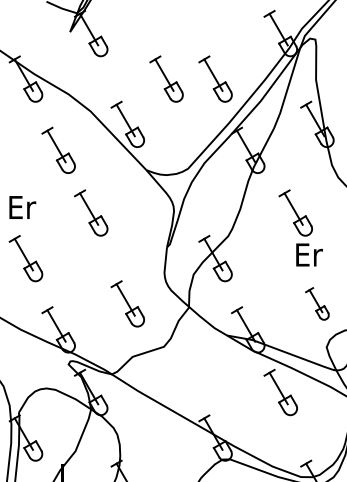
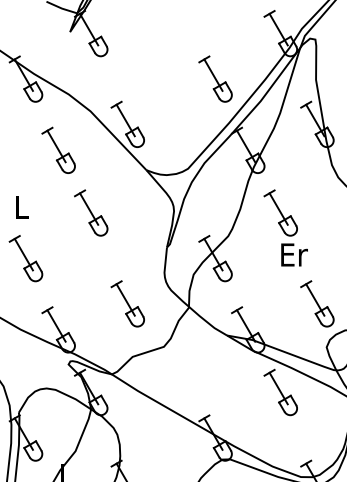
part: present -> none (166, 78)
text: Er -> L (22, 207)
part position: (300, 227) -> (285, 227) (285, 227)
part size: 25x34 px -> 35x48 px (317, 303)
